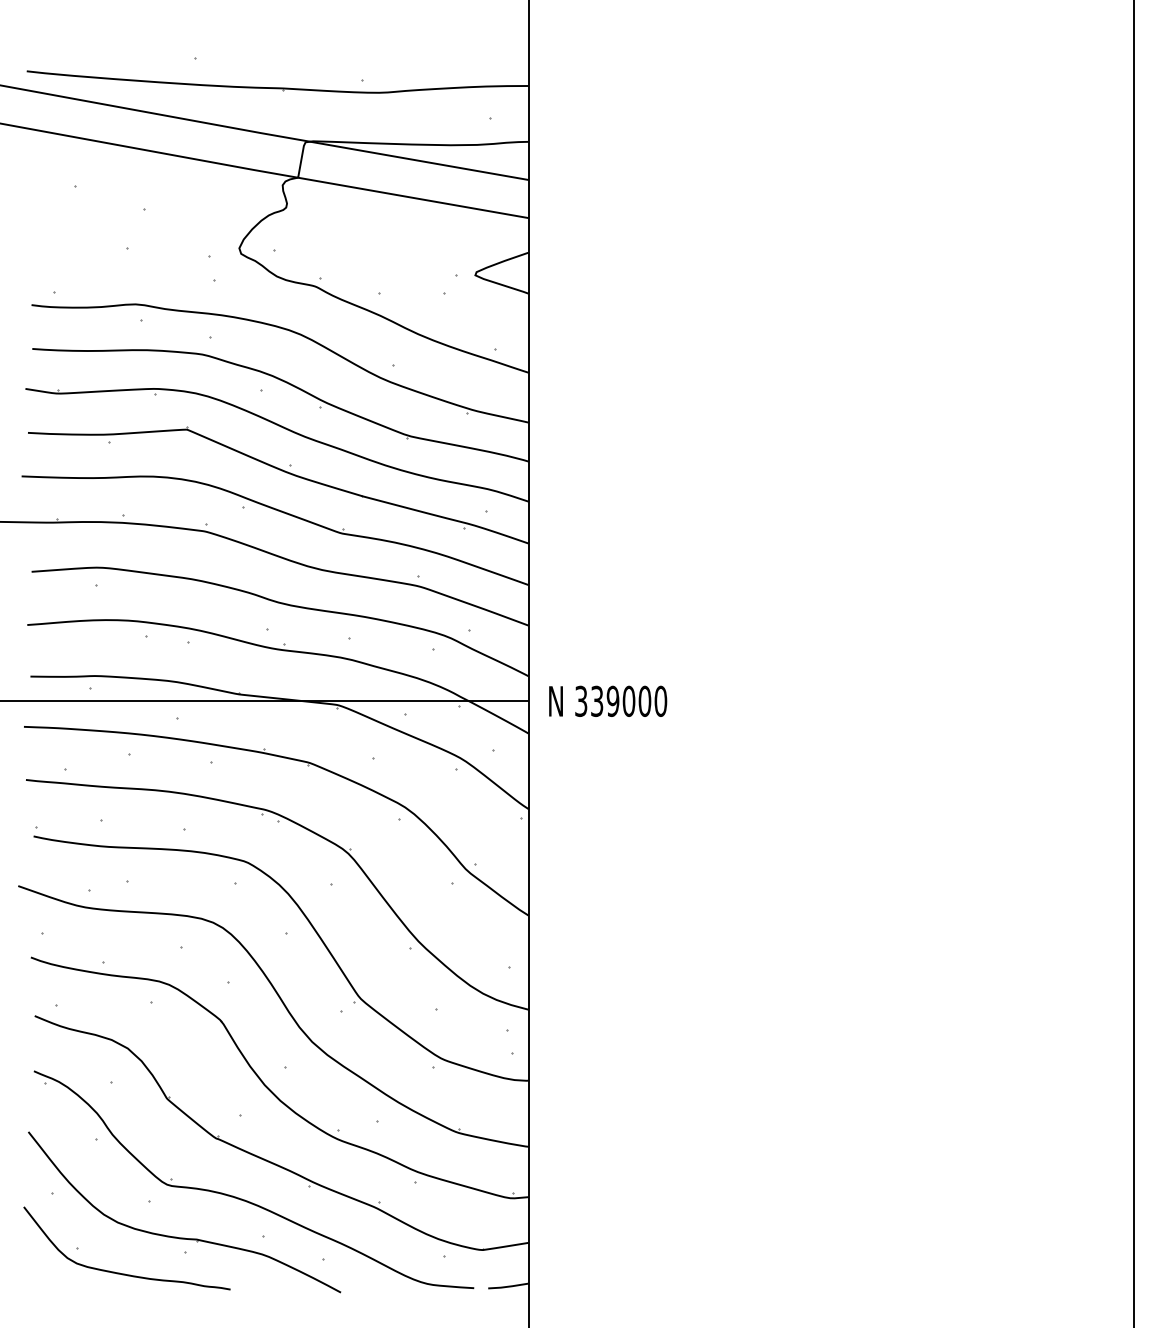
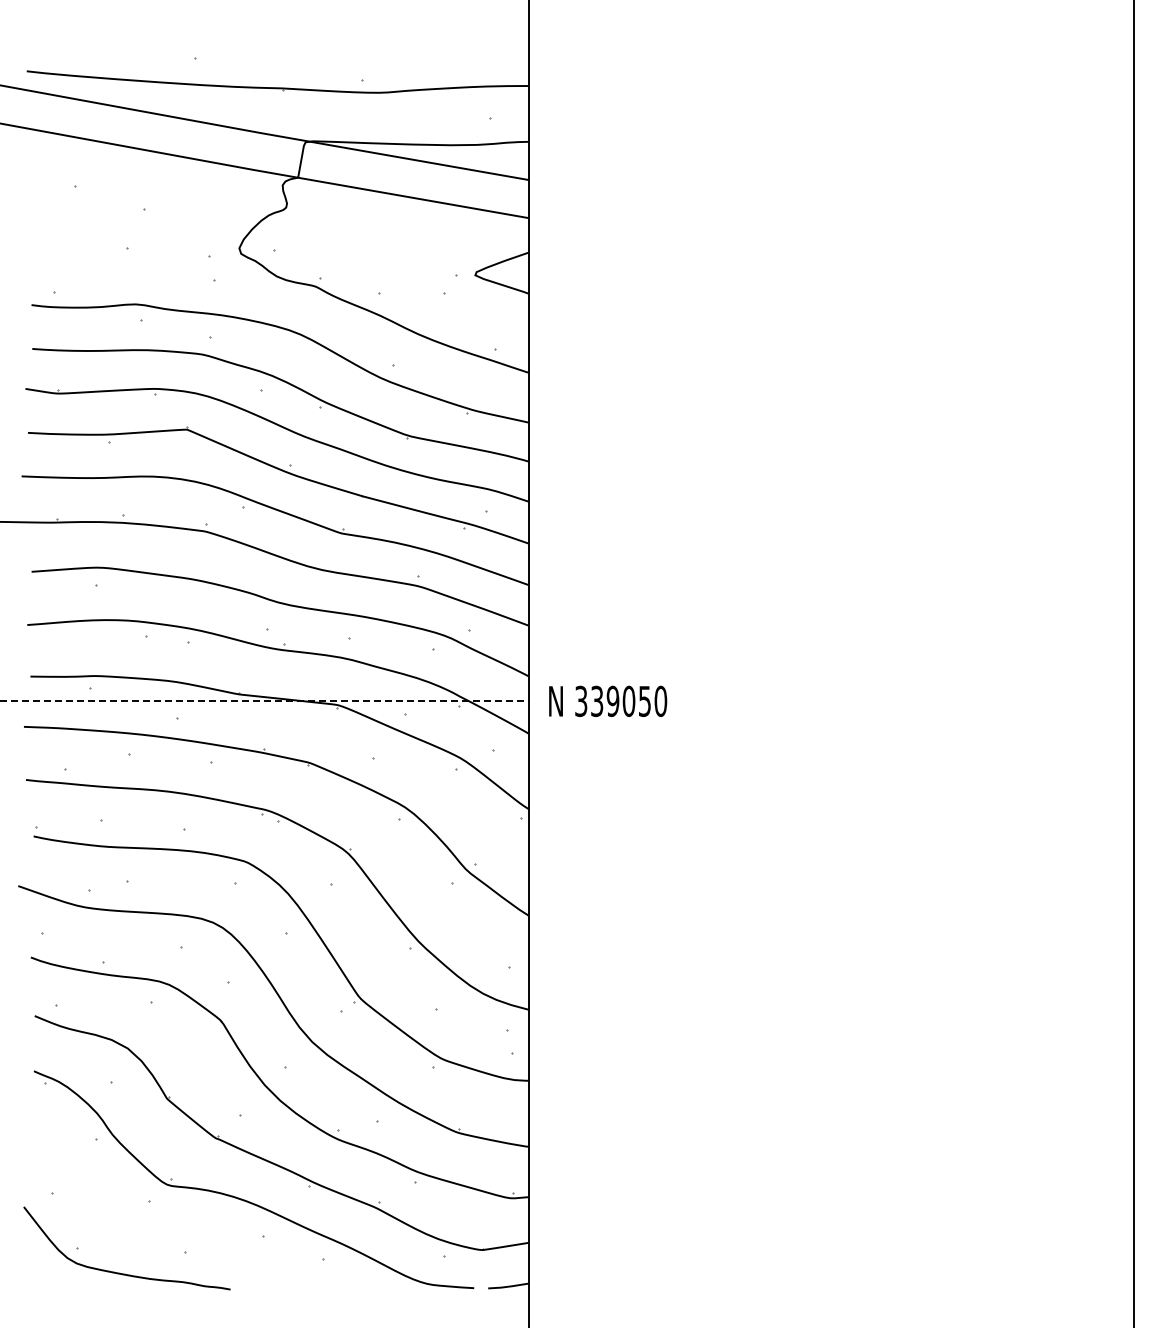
text: 339000 -> 339050 (644, 700)
line: solid -> dashed (264, 701)
part: present -> none (184, 1237)
